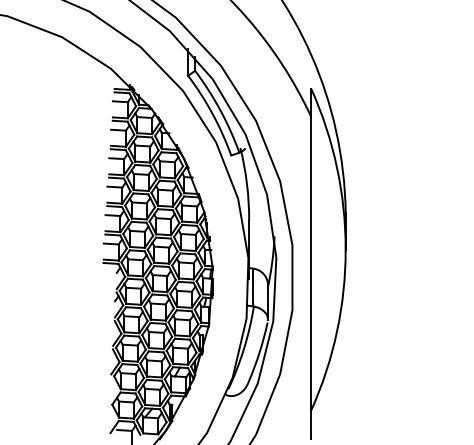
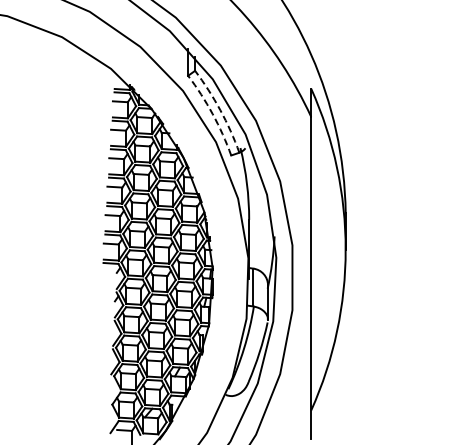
arc: solid -> dashed (220, 110)
arc: solid -> dashed (212, 114)
